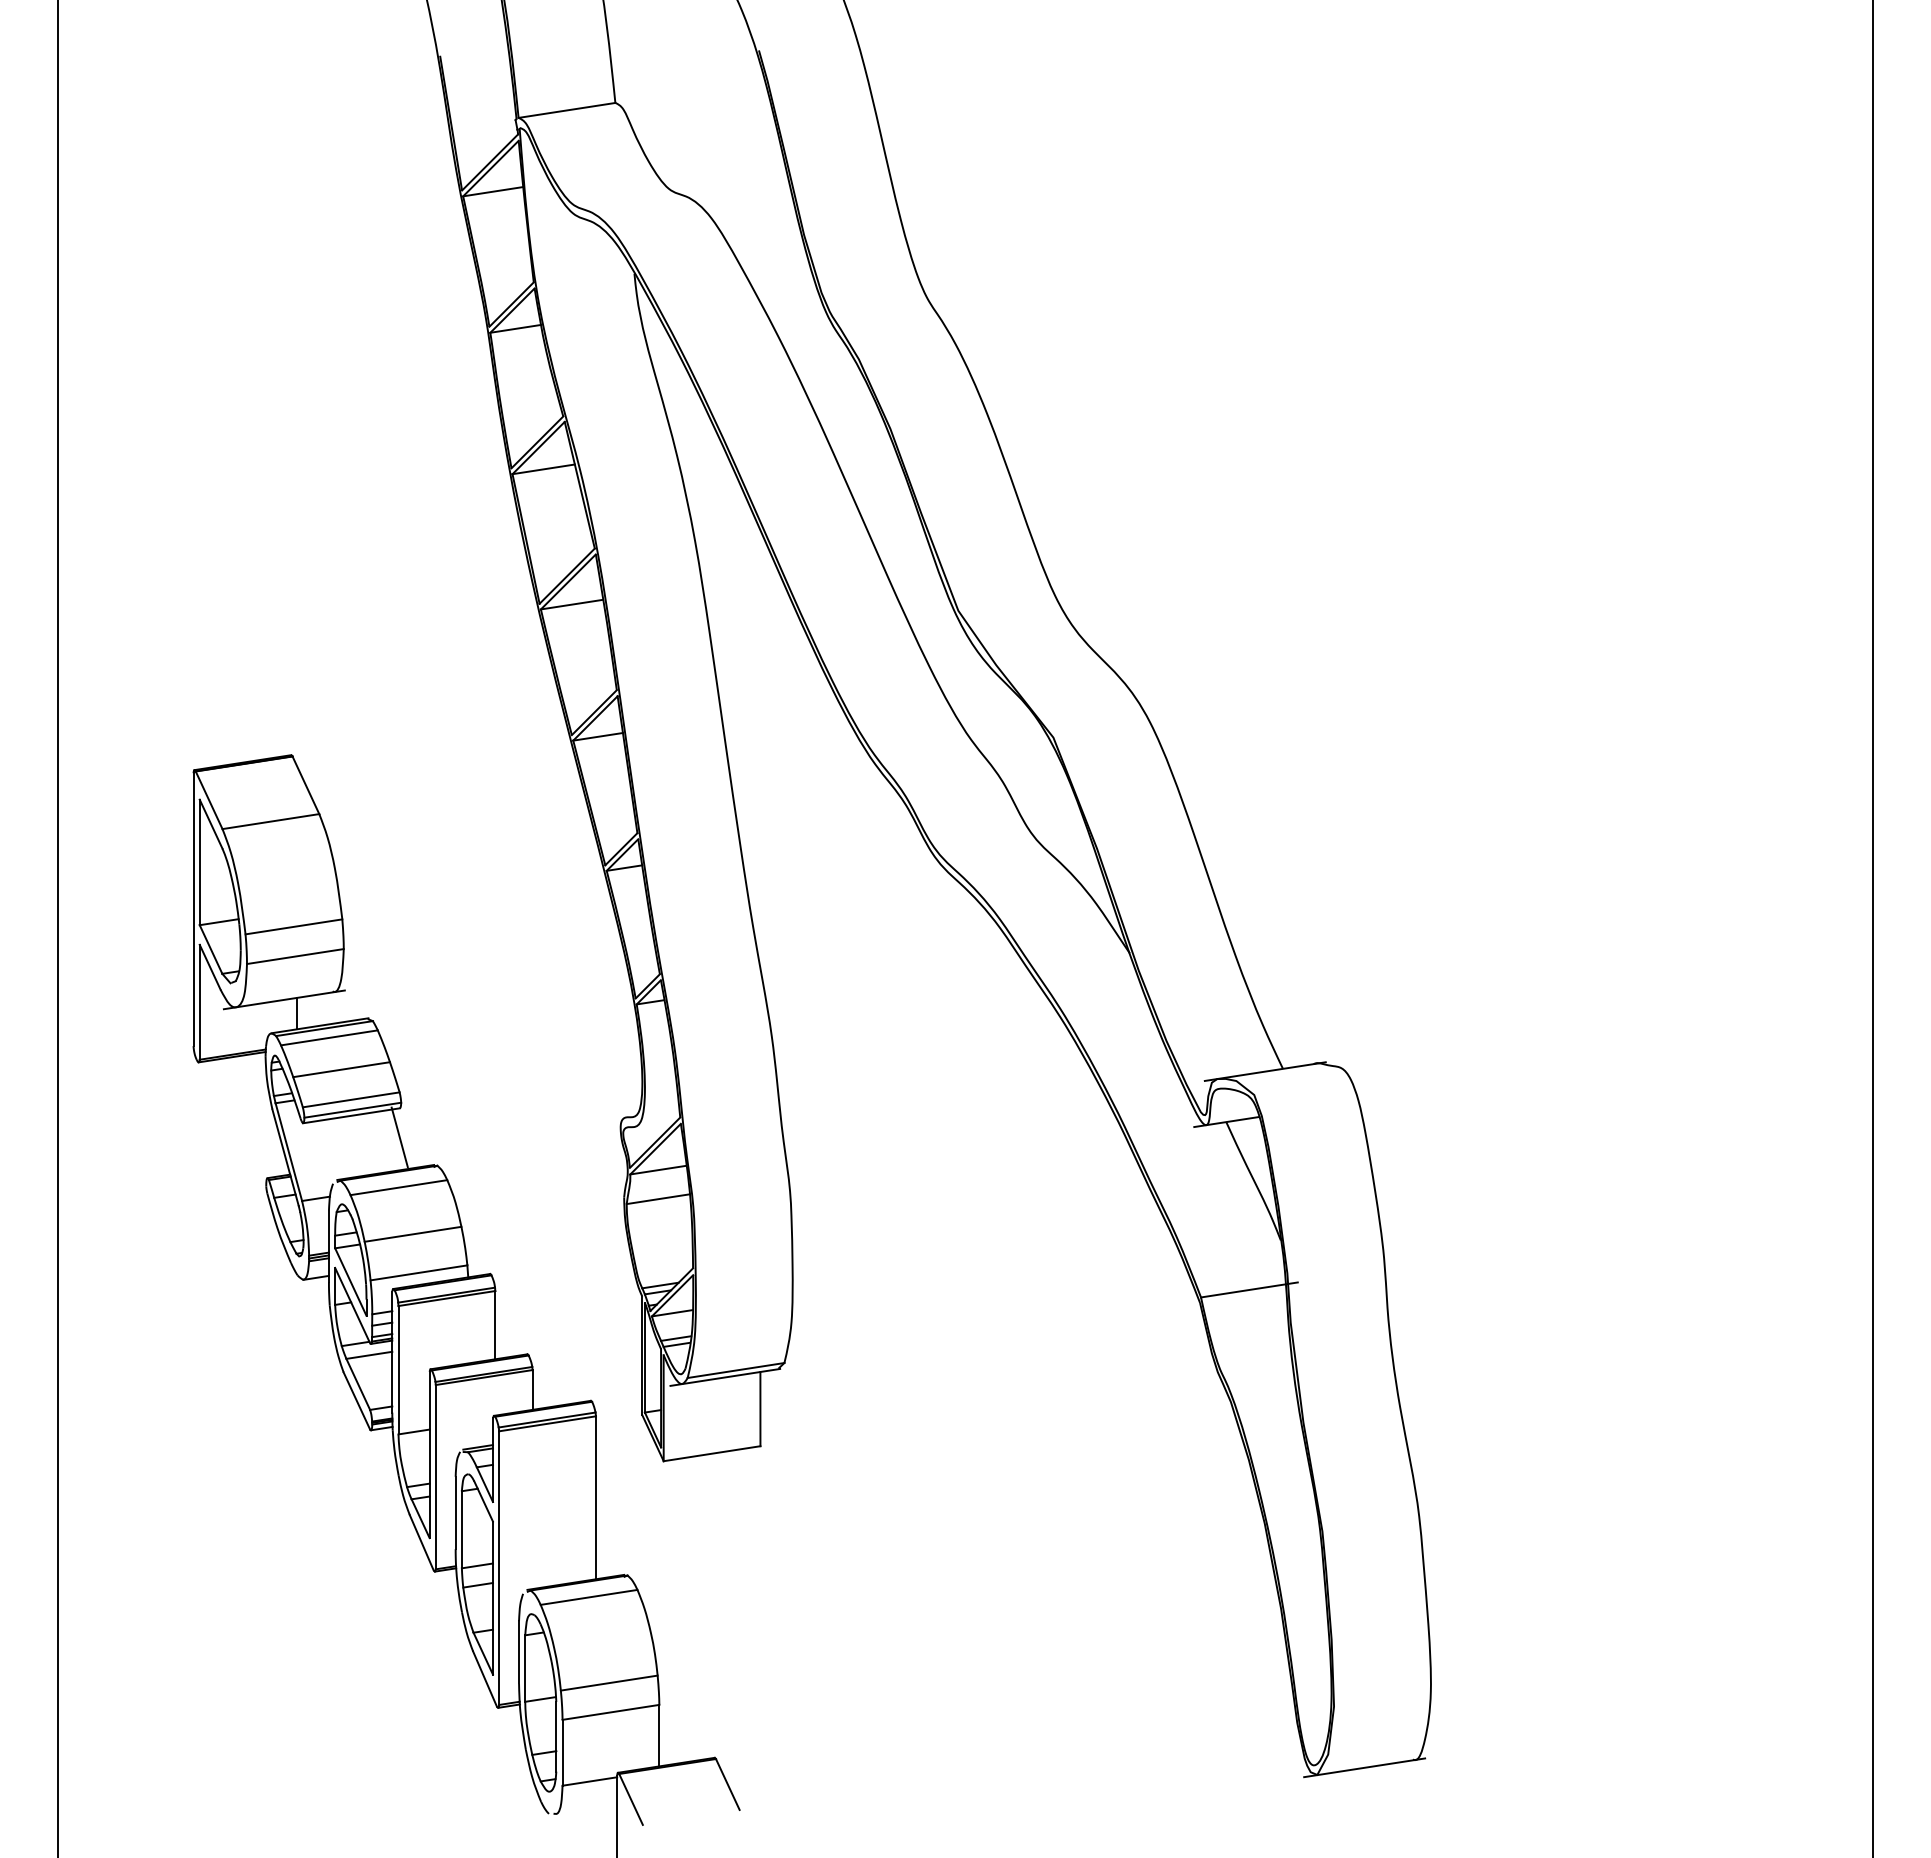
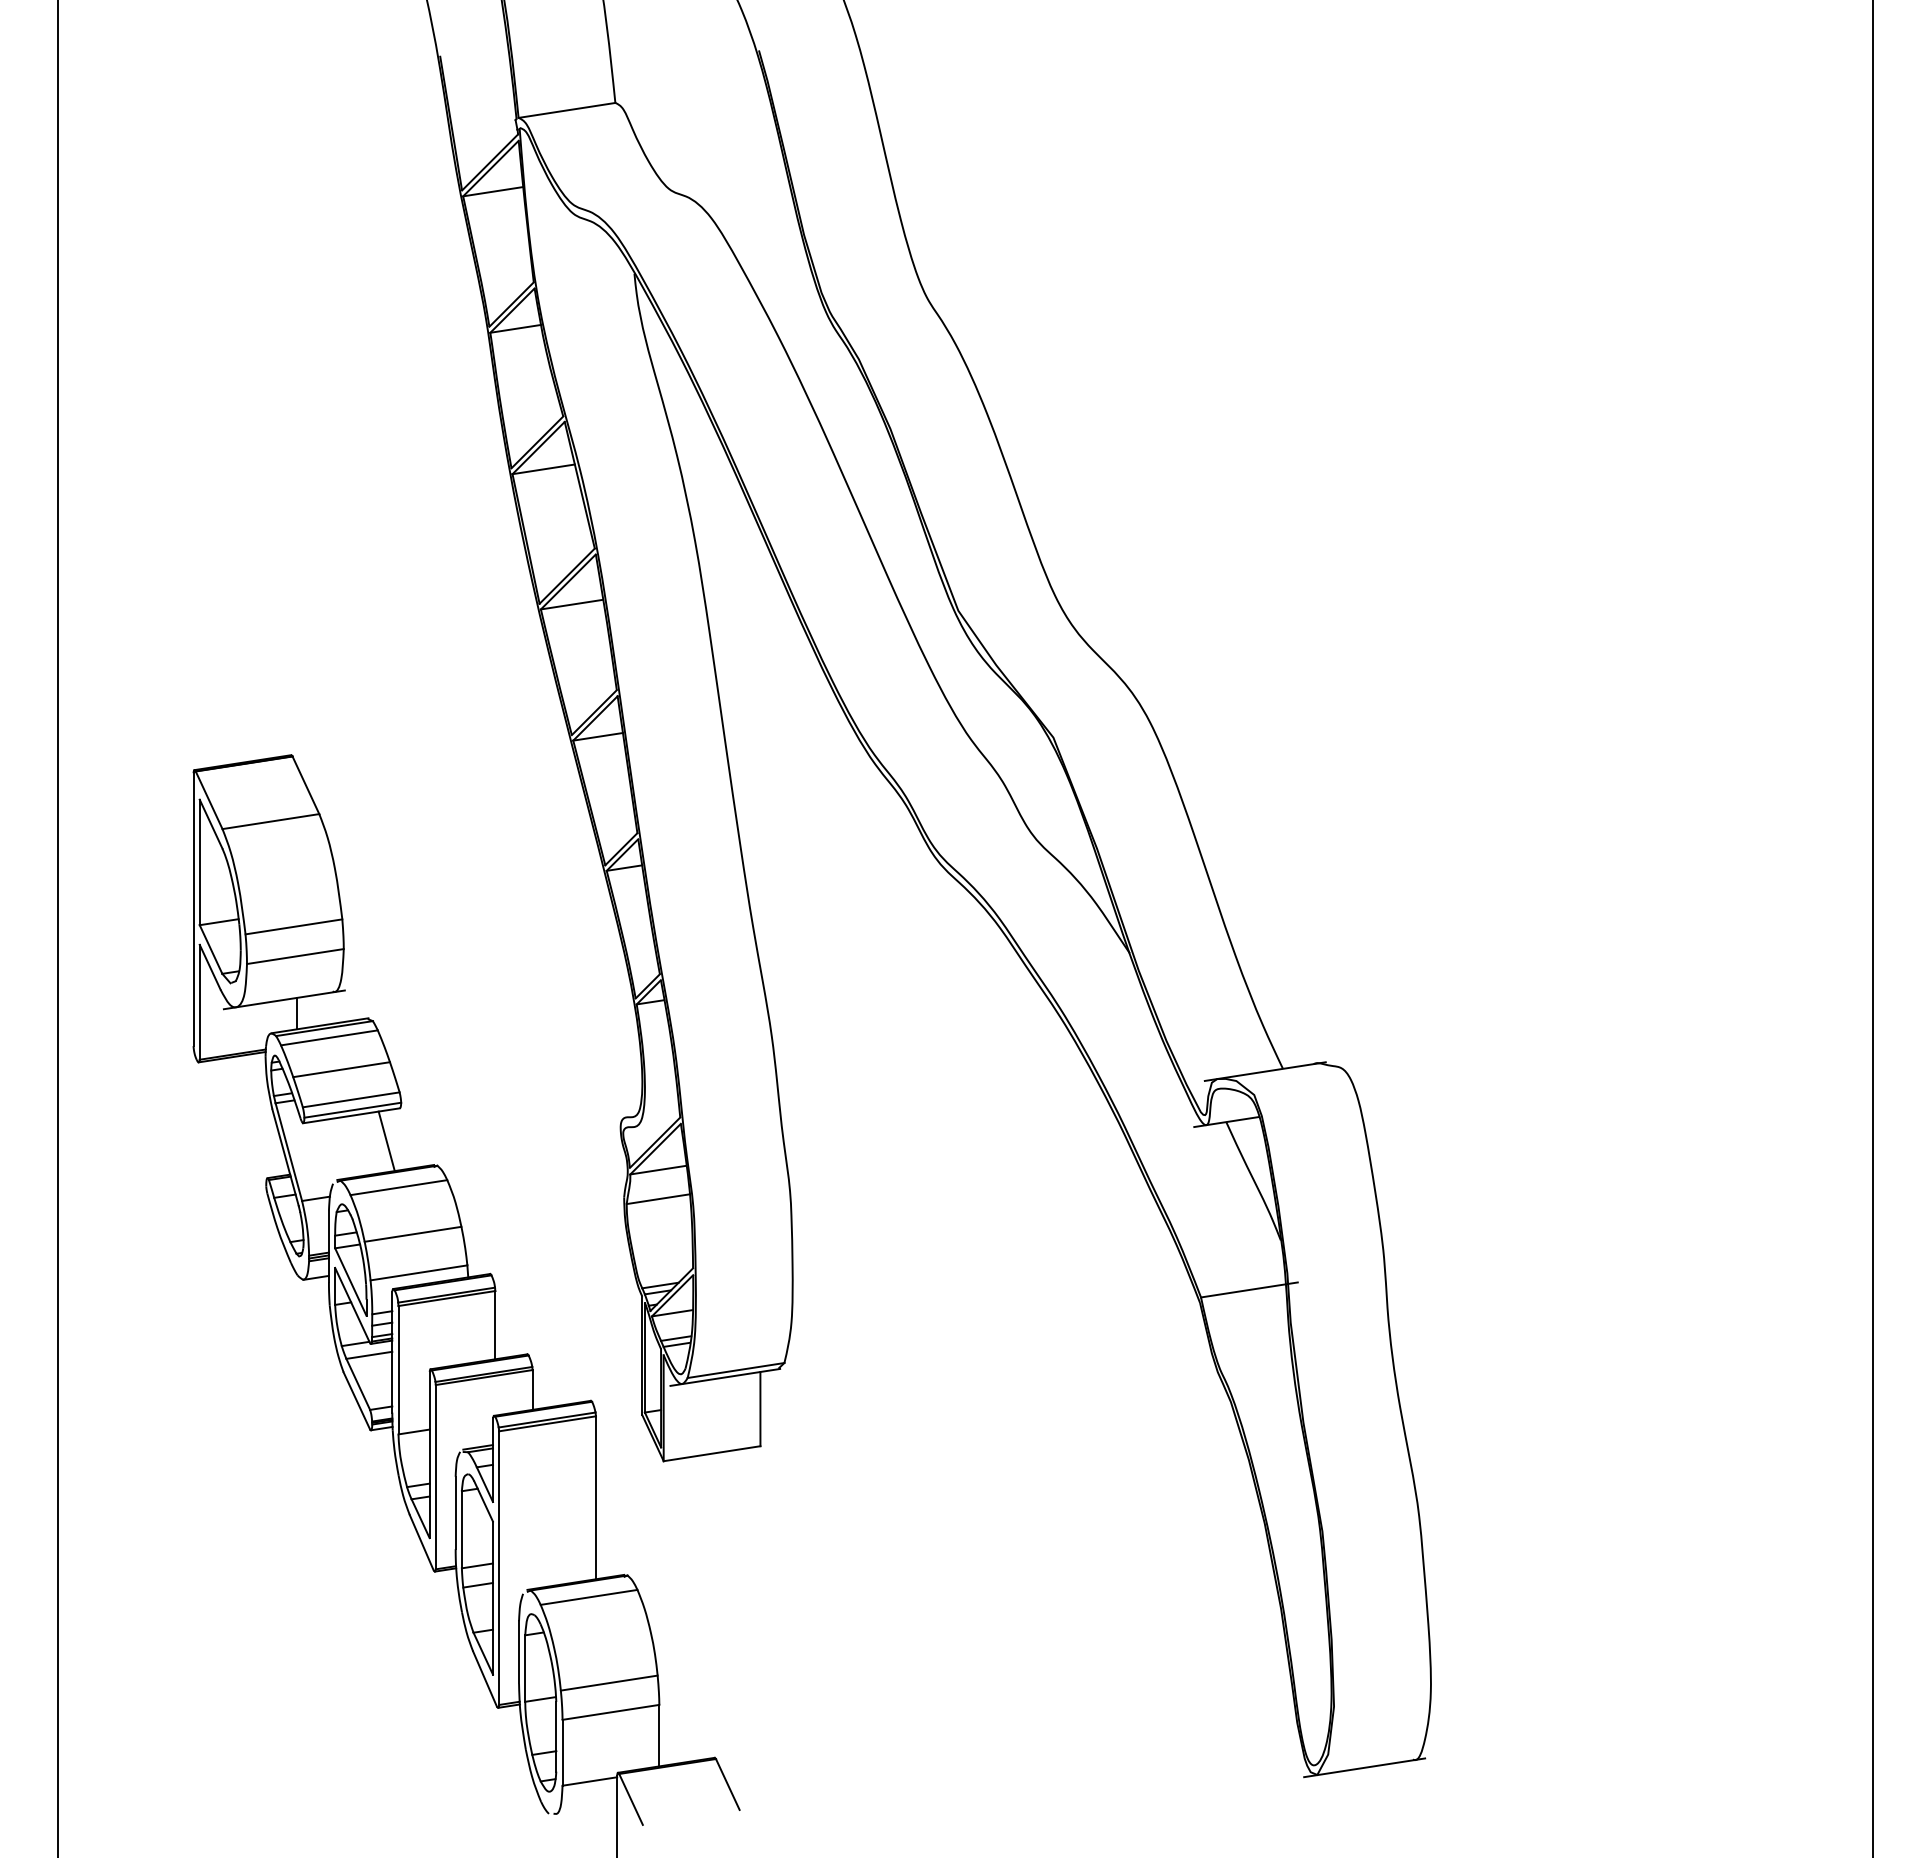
line position: (399, 1137) -> (386, 1141) (386, 1141)
